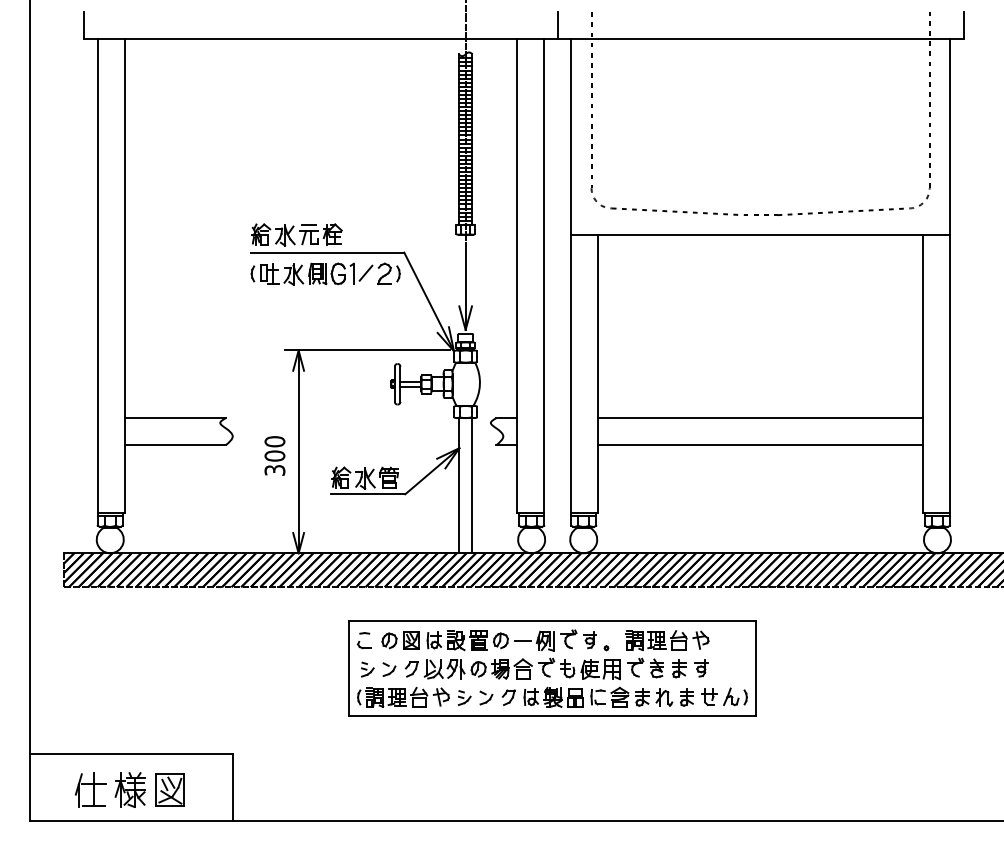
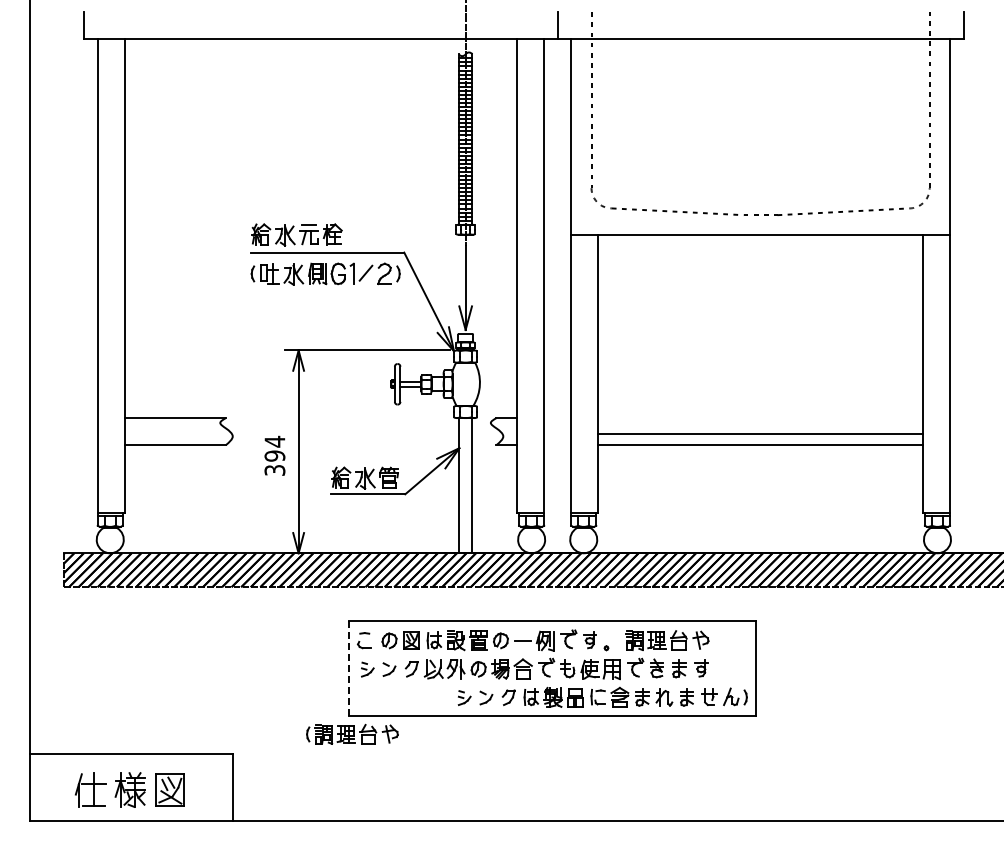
line position: (760, 418) -> (760, 434) (760, 434)
text: 300 -> 394 (274, 448)
line: solid -> dashed (348, 668)
part position: (403, 696) -> (352, 733) (352, 733)
